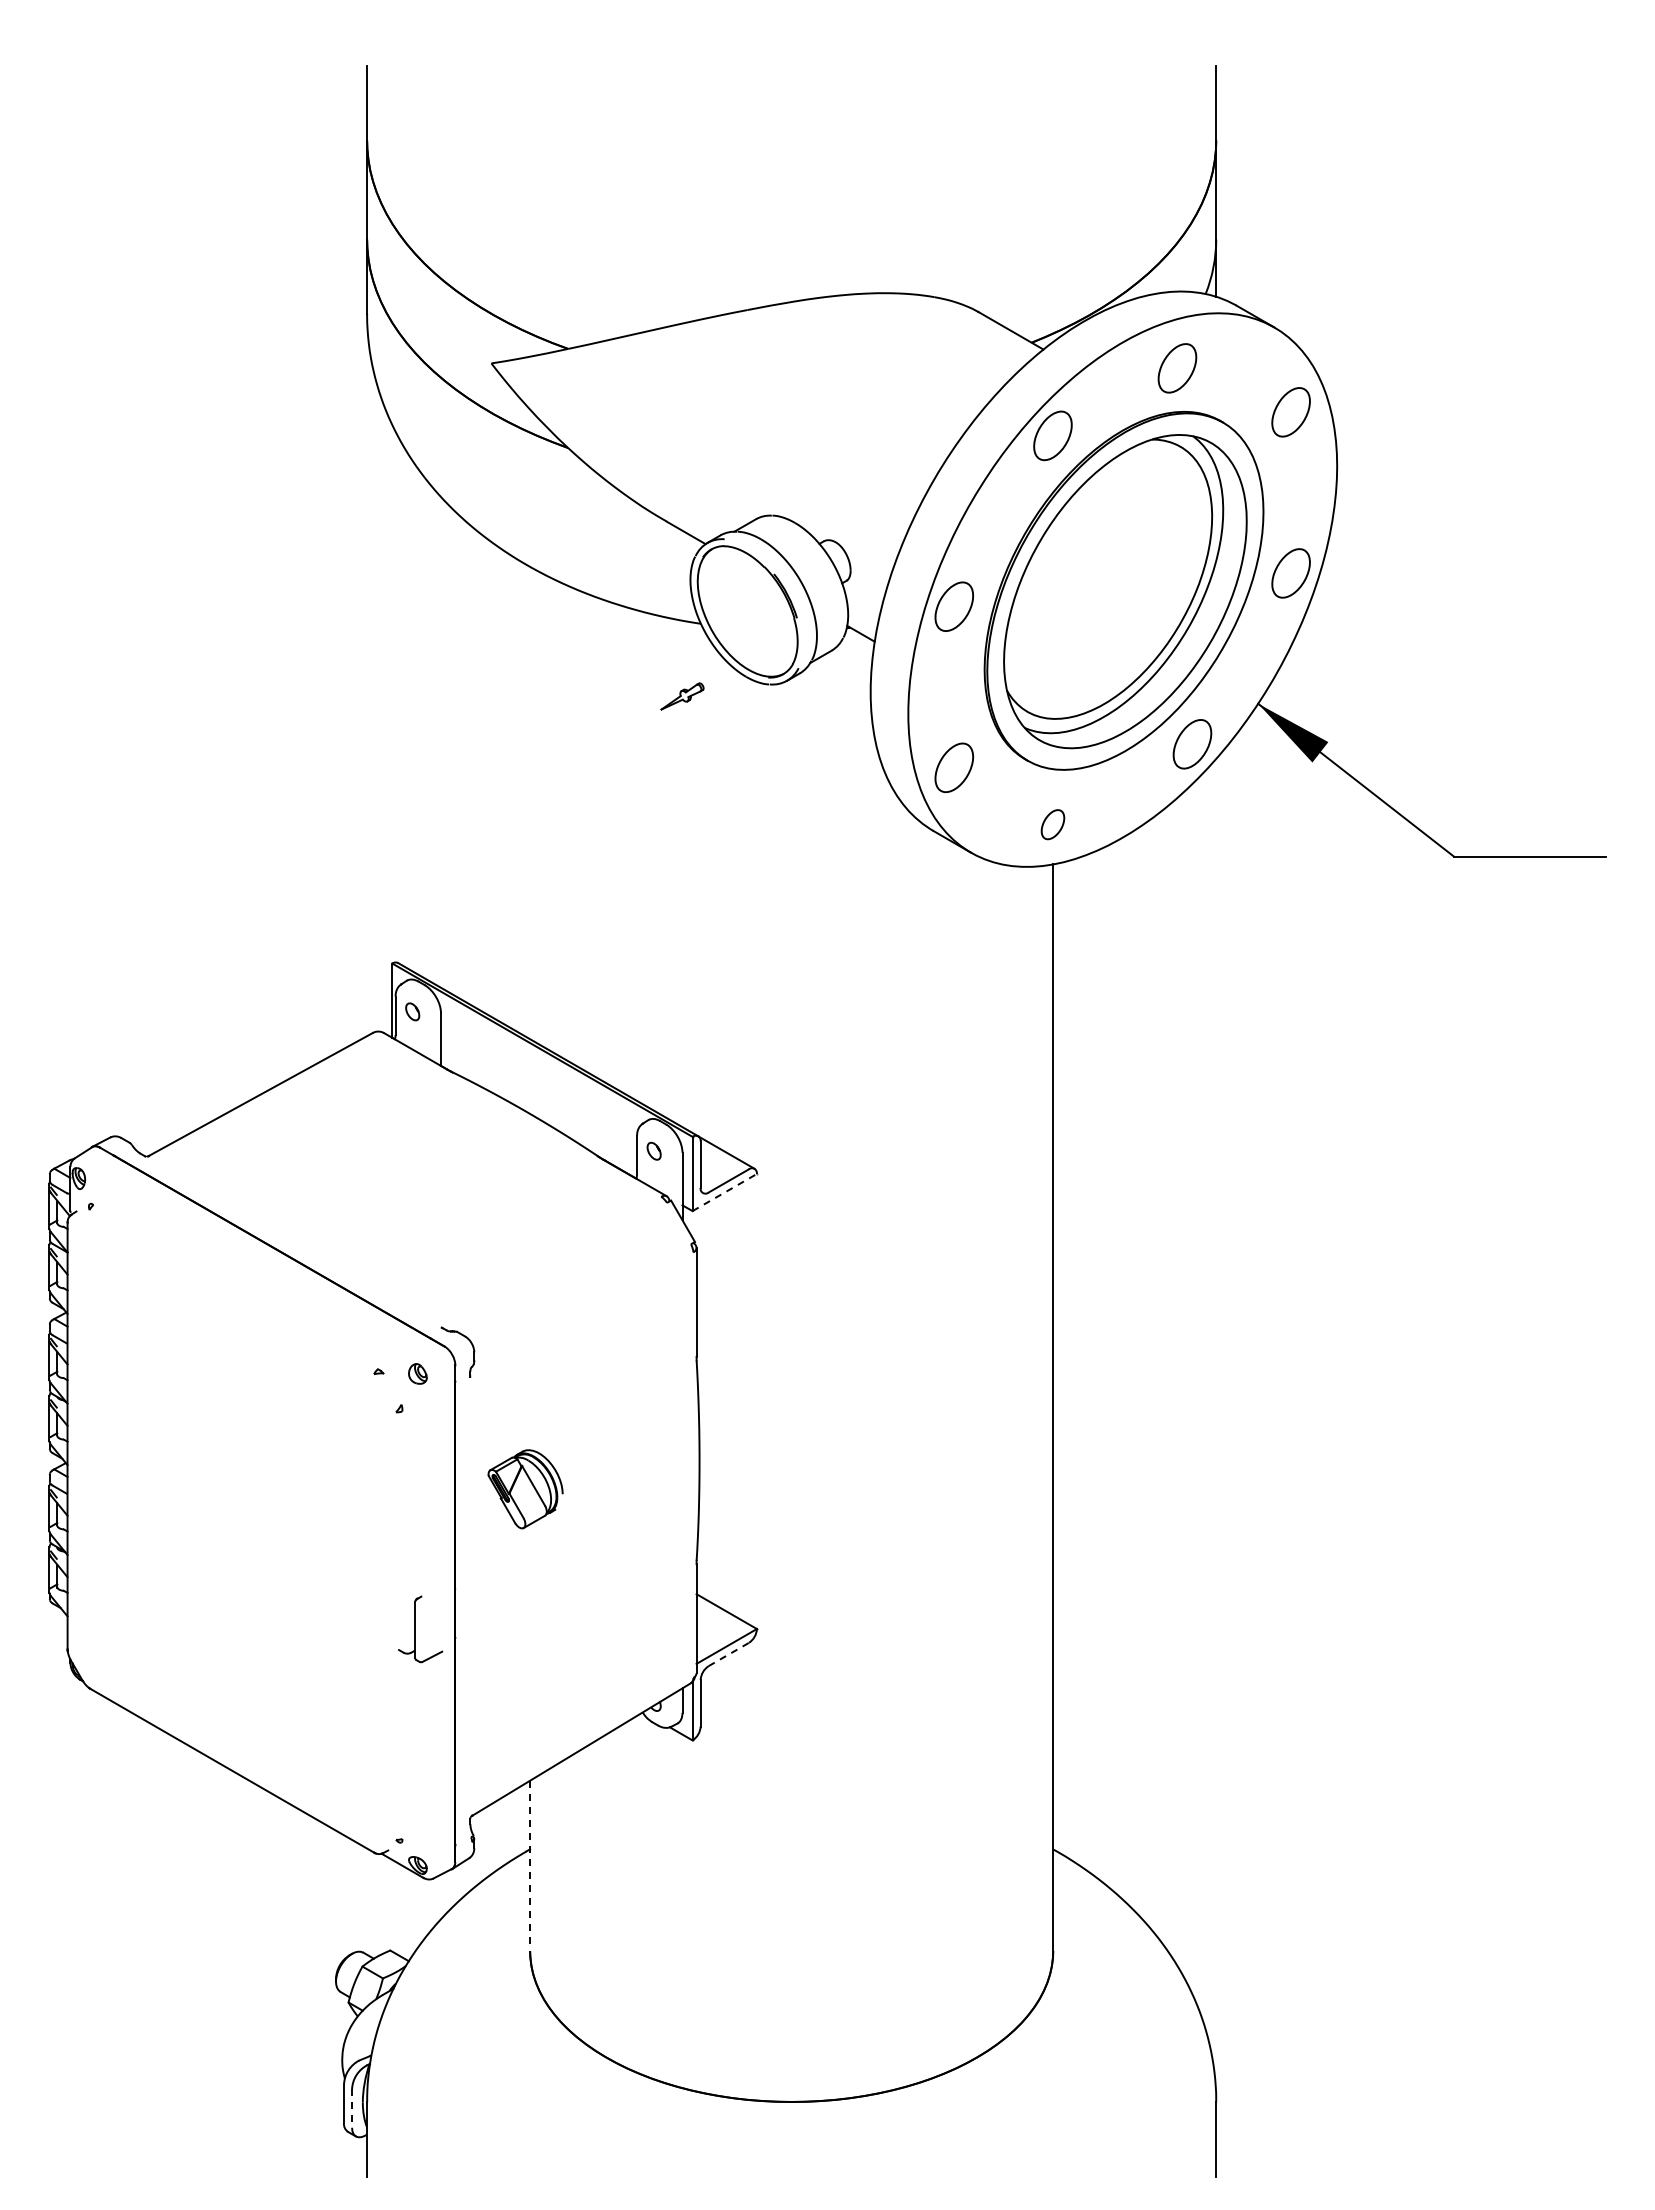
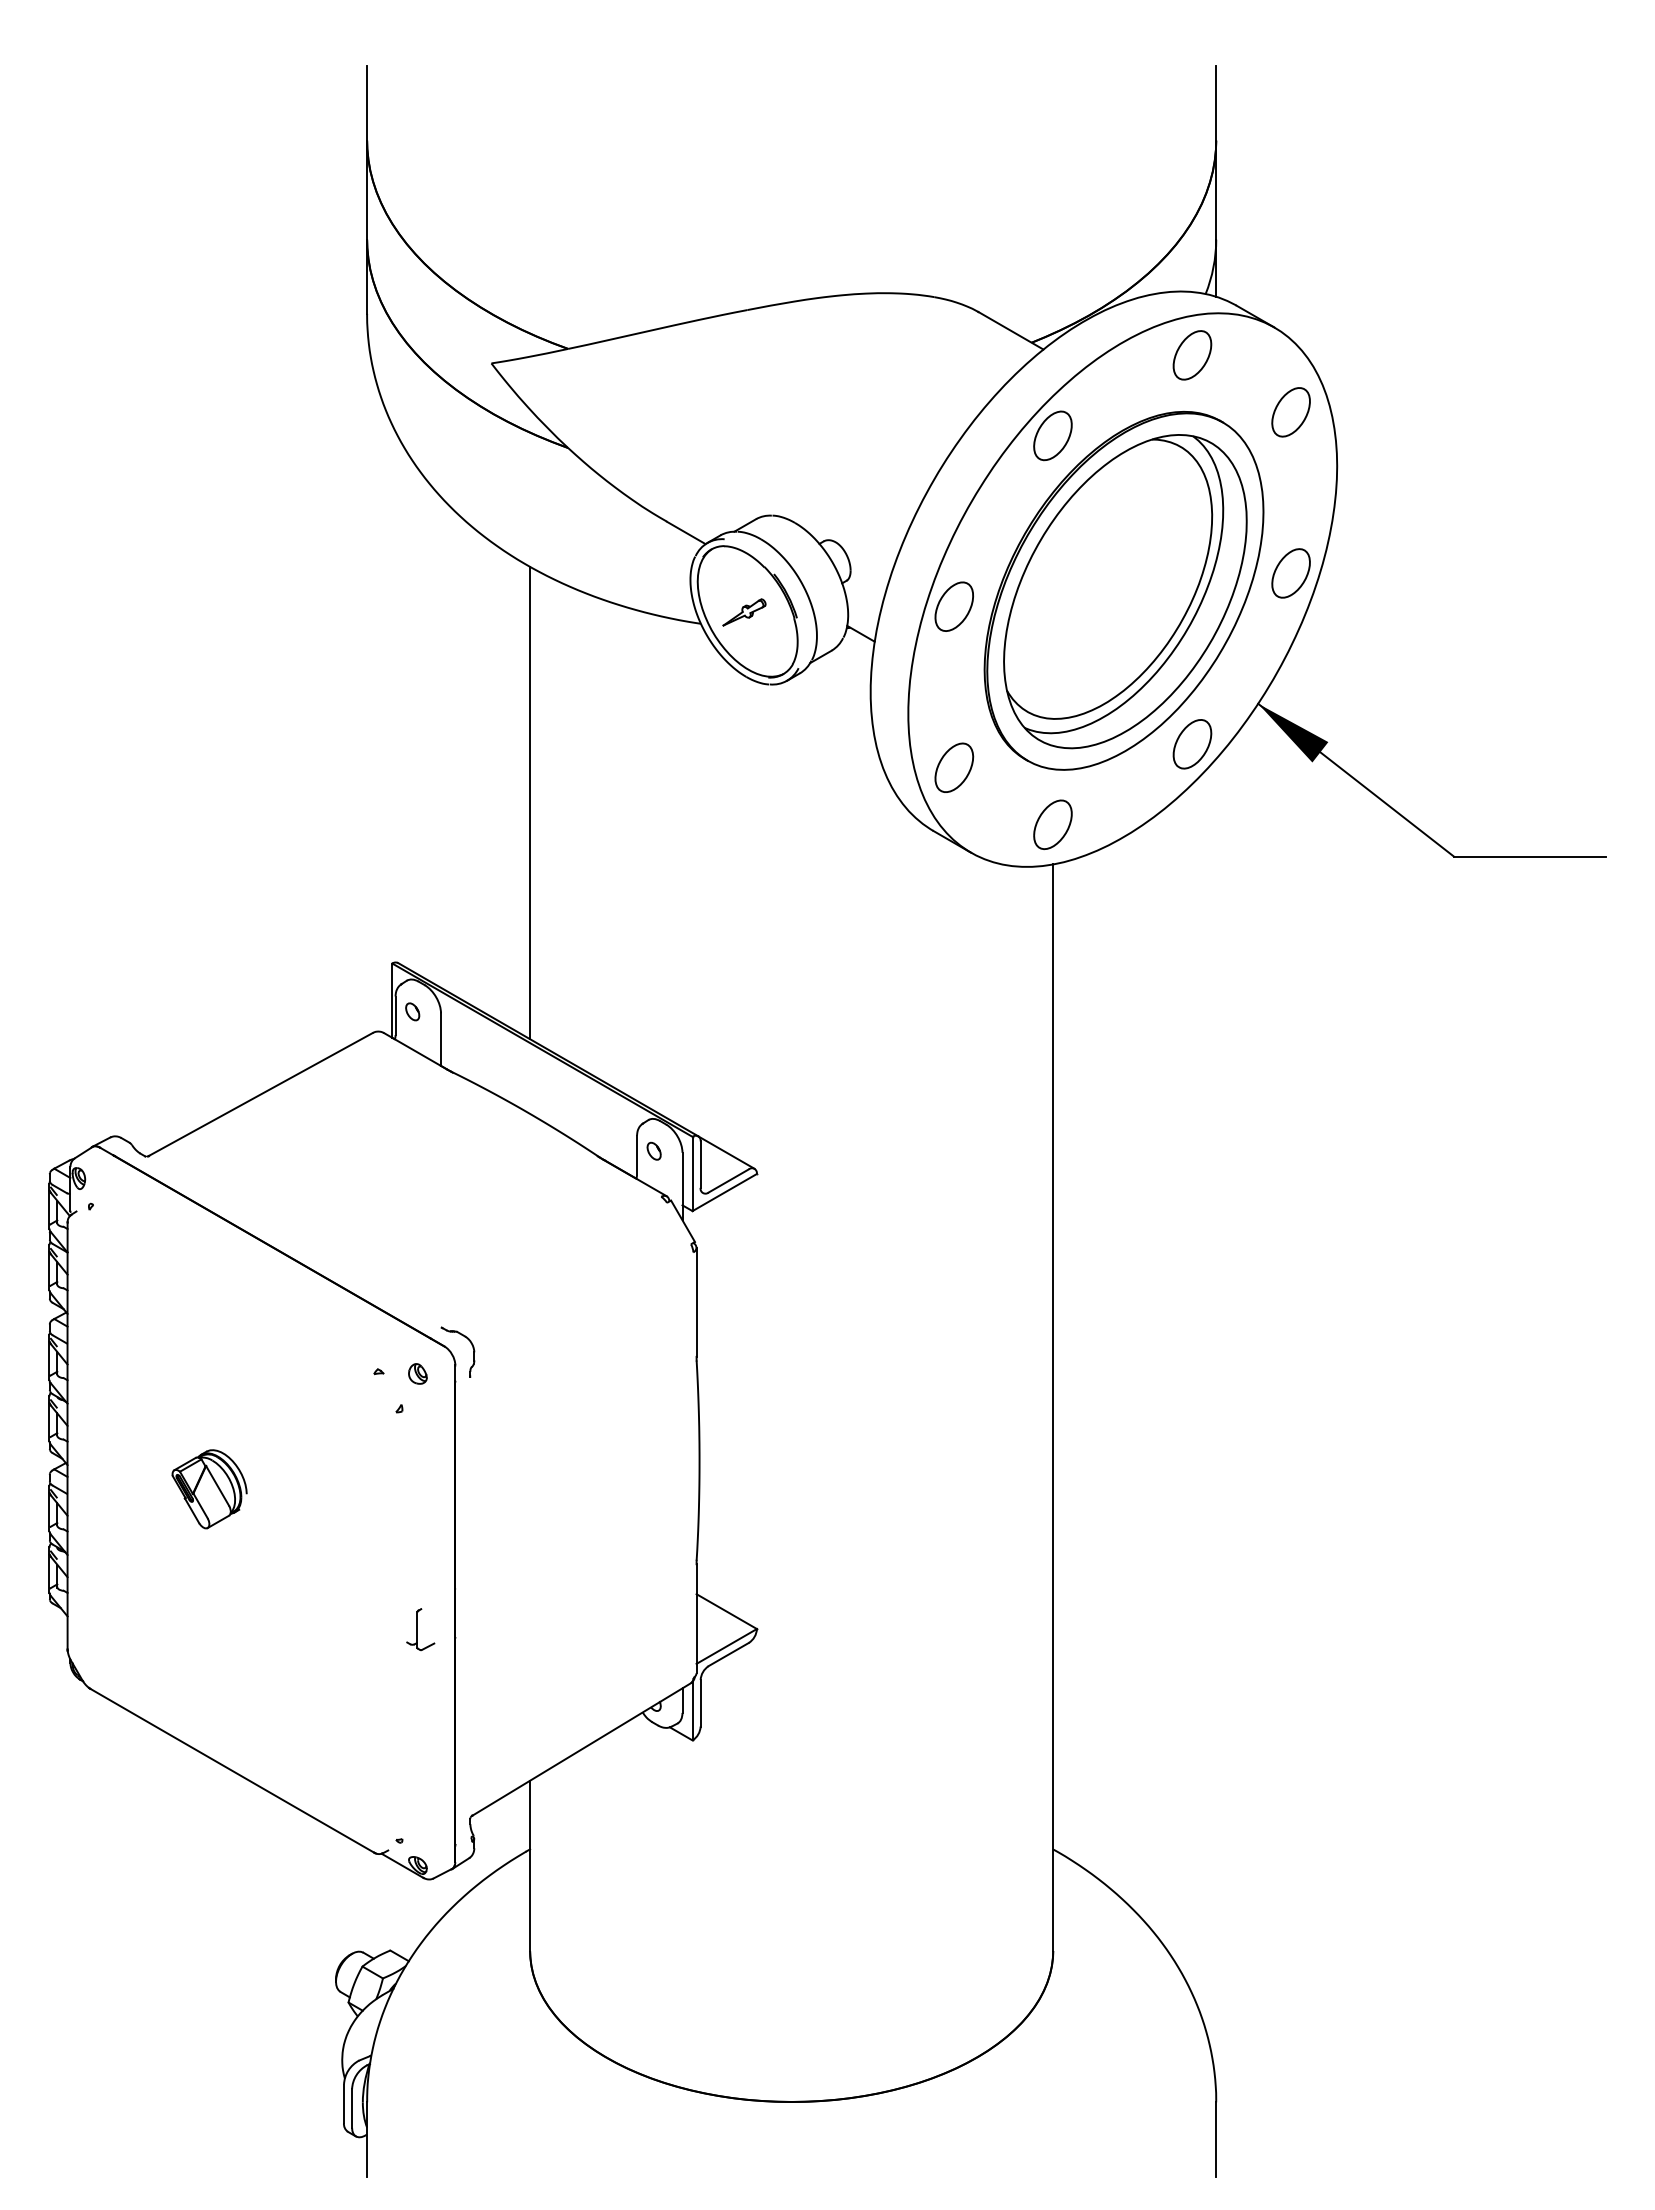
part position: (1177, 368) -> (1192, 355) (1192, 355)
part position: (682, 696) -> (744, 612) (744, 612)
line: none -> present (530, 802)
part size: 26x32 px -> 40x51 px (1052, 824)
line: dashed -> solid (725, 1192)
part position: (525, 1489) -> (209, 1489) (209, 1489)
part size: 46x69 px -> 30x44 px (420, 1629)
line: dashed -> solid (729, 1654)
line: dashed -> solid (530, 1866)
line: dashed -> solid (352, 2109)
